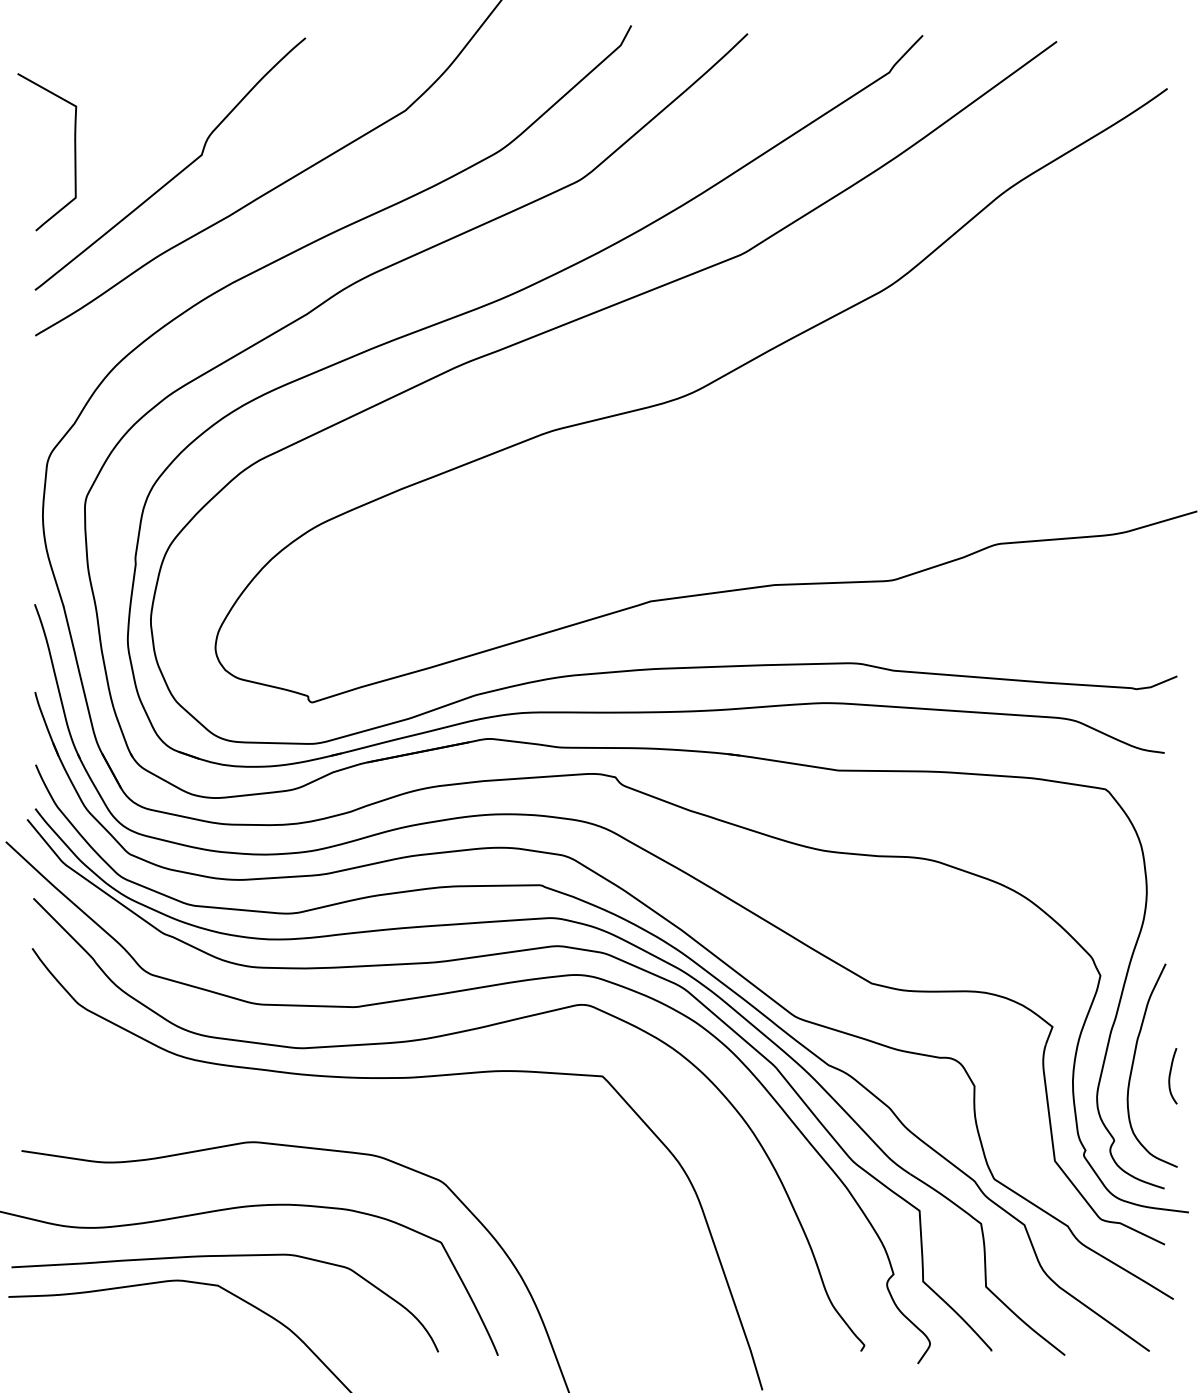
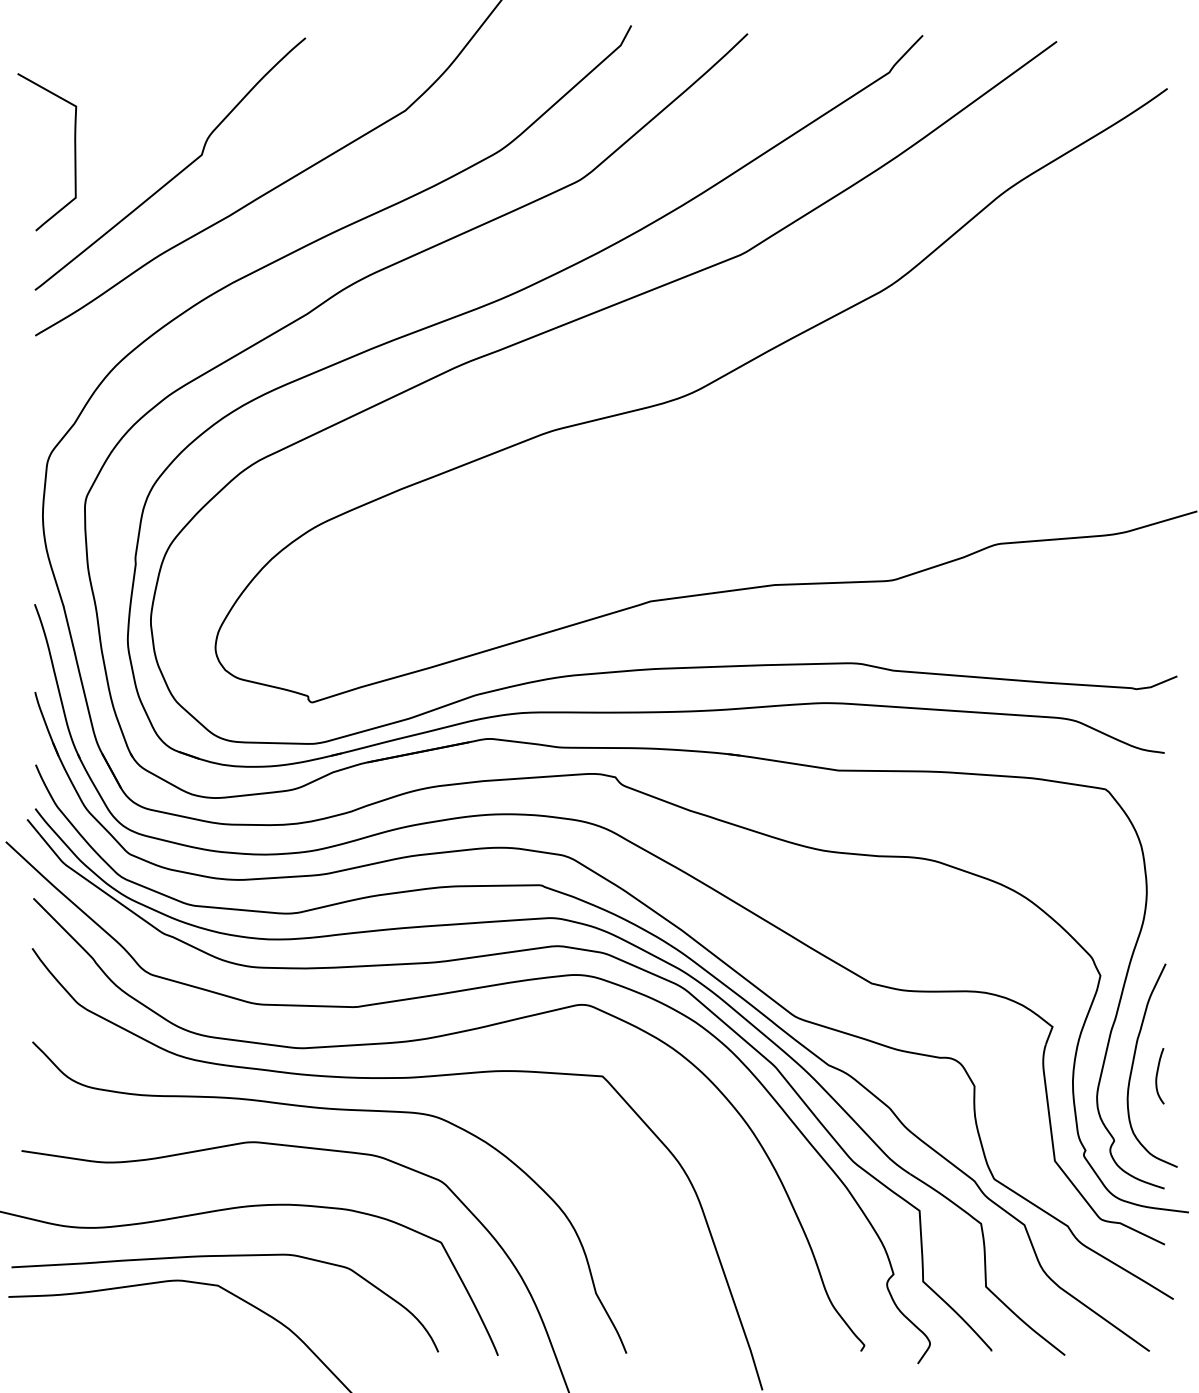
curve position: (1170, 1076) -> (1157, 1076) (1157, 1076)
curve: none -> present (336, 1110)
